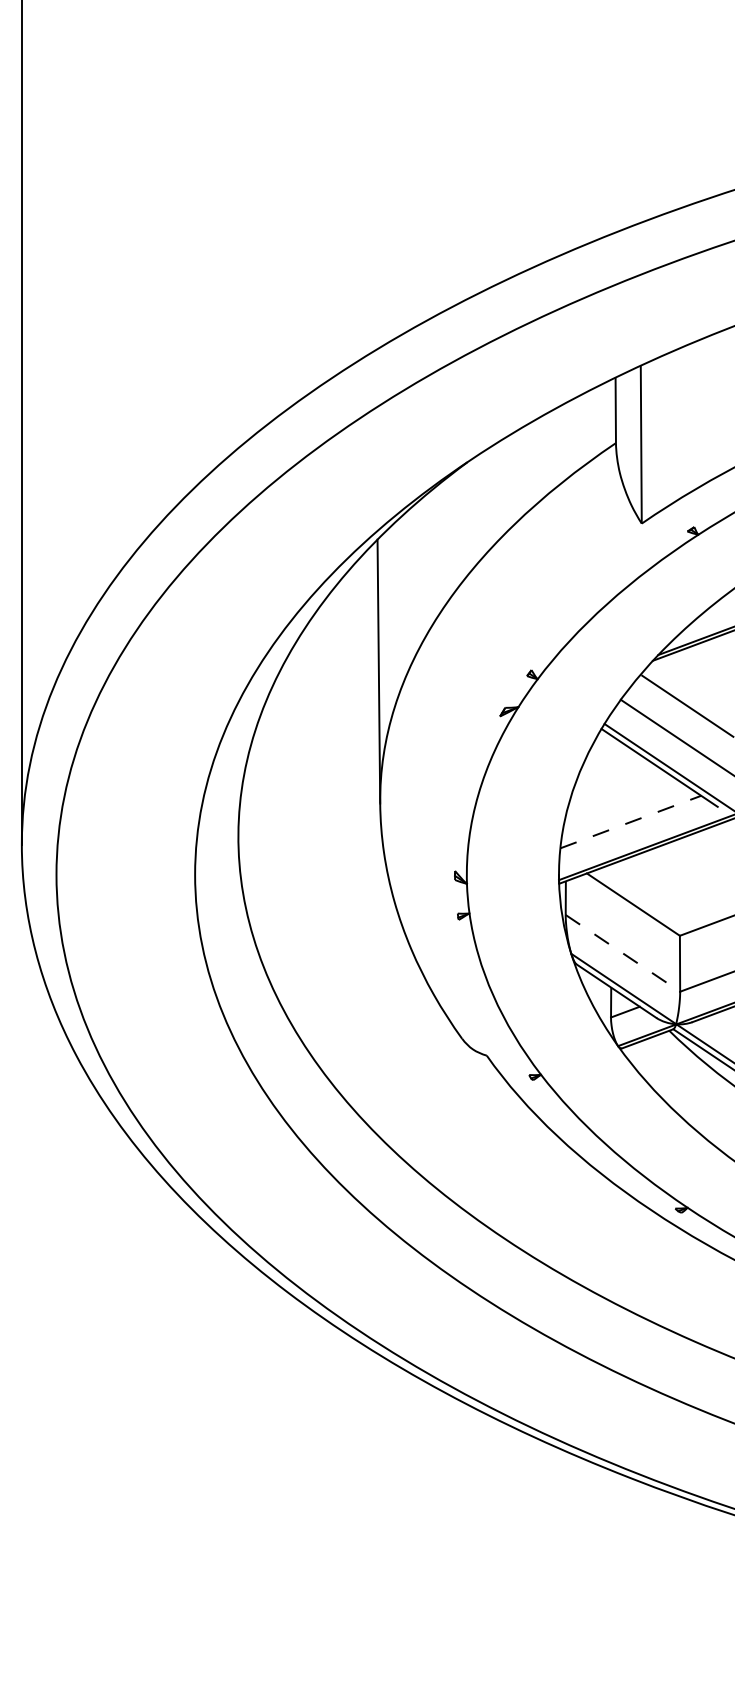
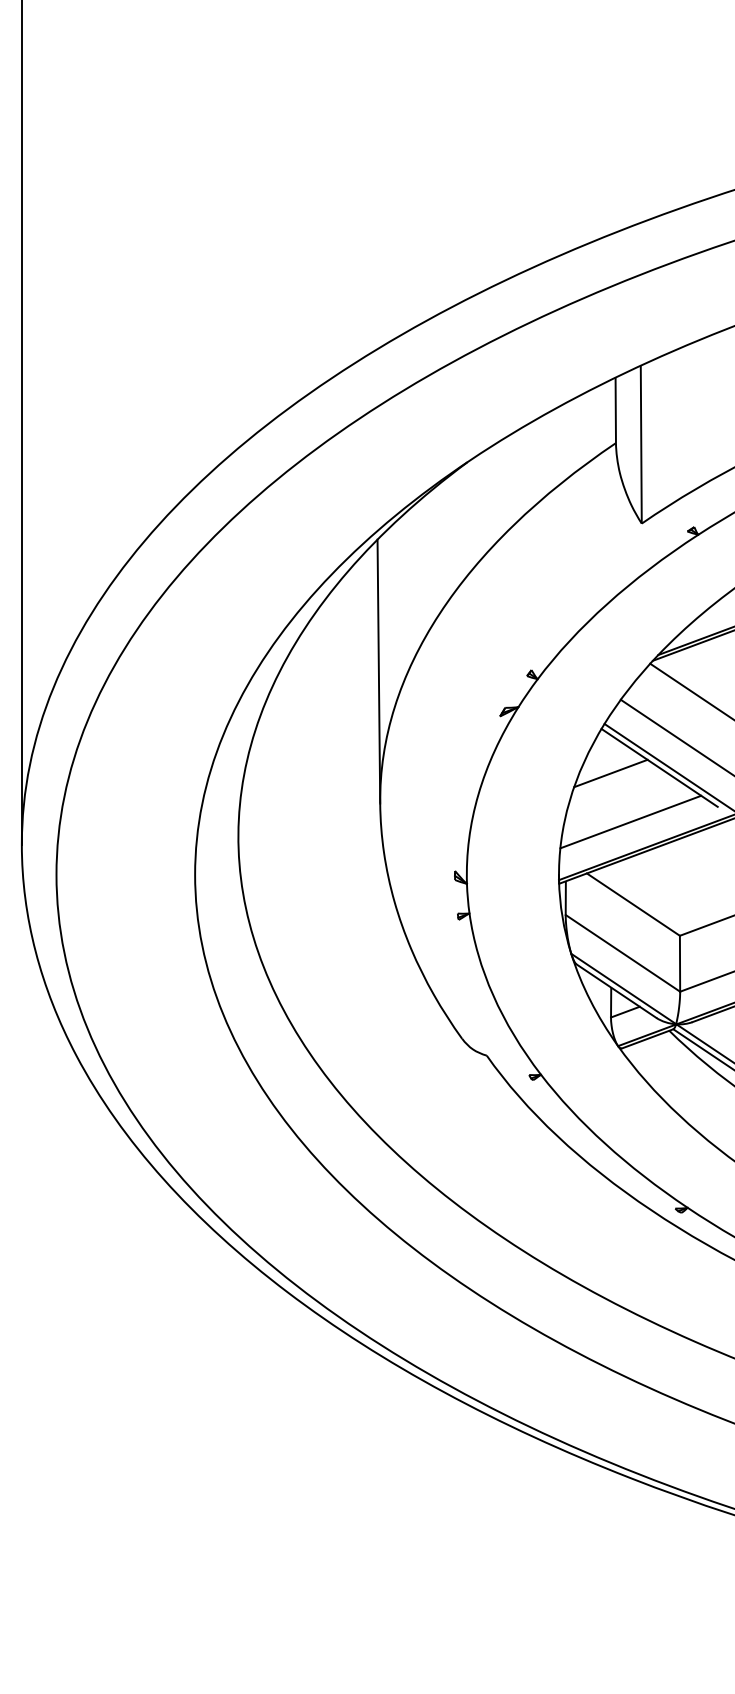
line position: (686, 705) -> (690, 690) (690, 690)
line: none -> present (610, 773)
line: dashed -> solid (631, 821)
line: dashed -> solid (622, 953)
